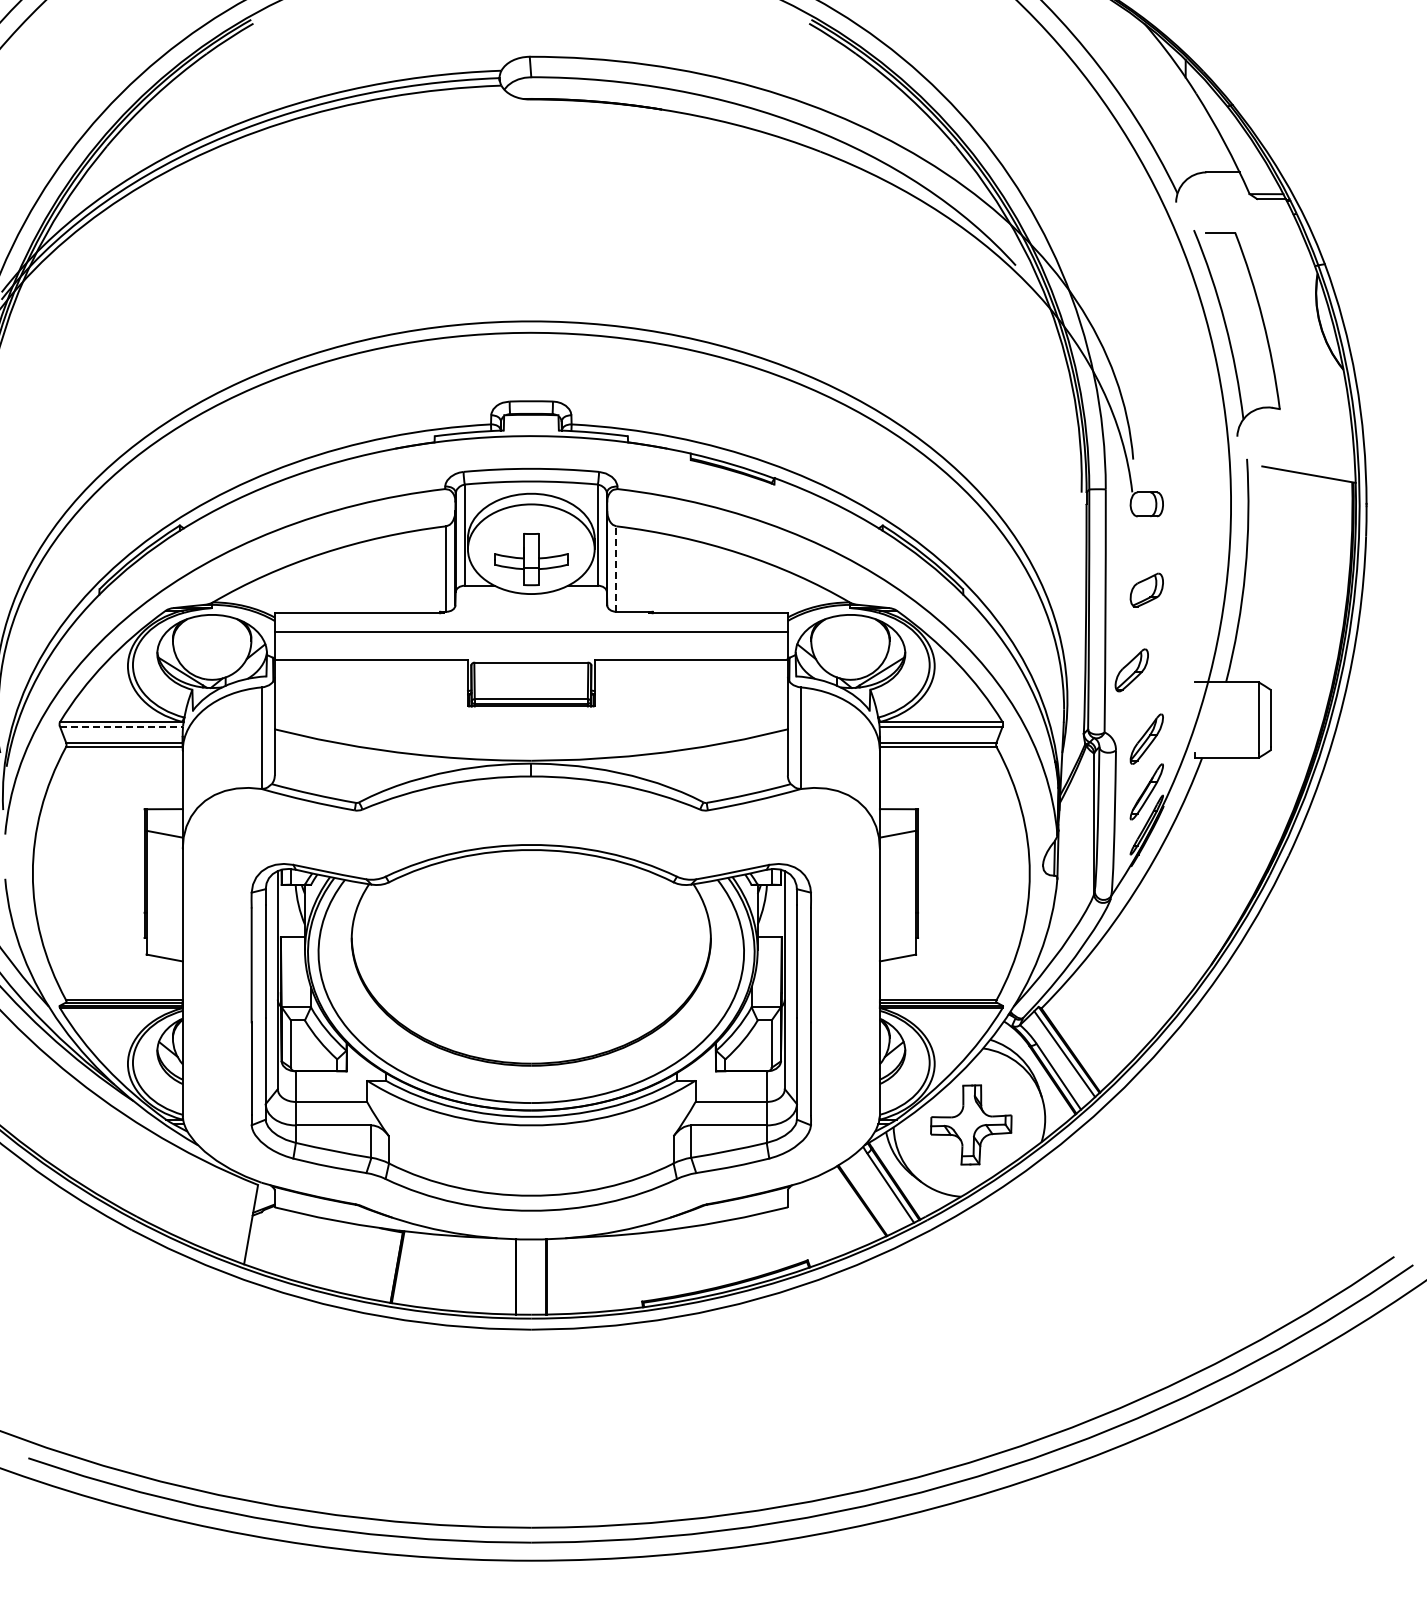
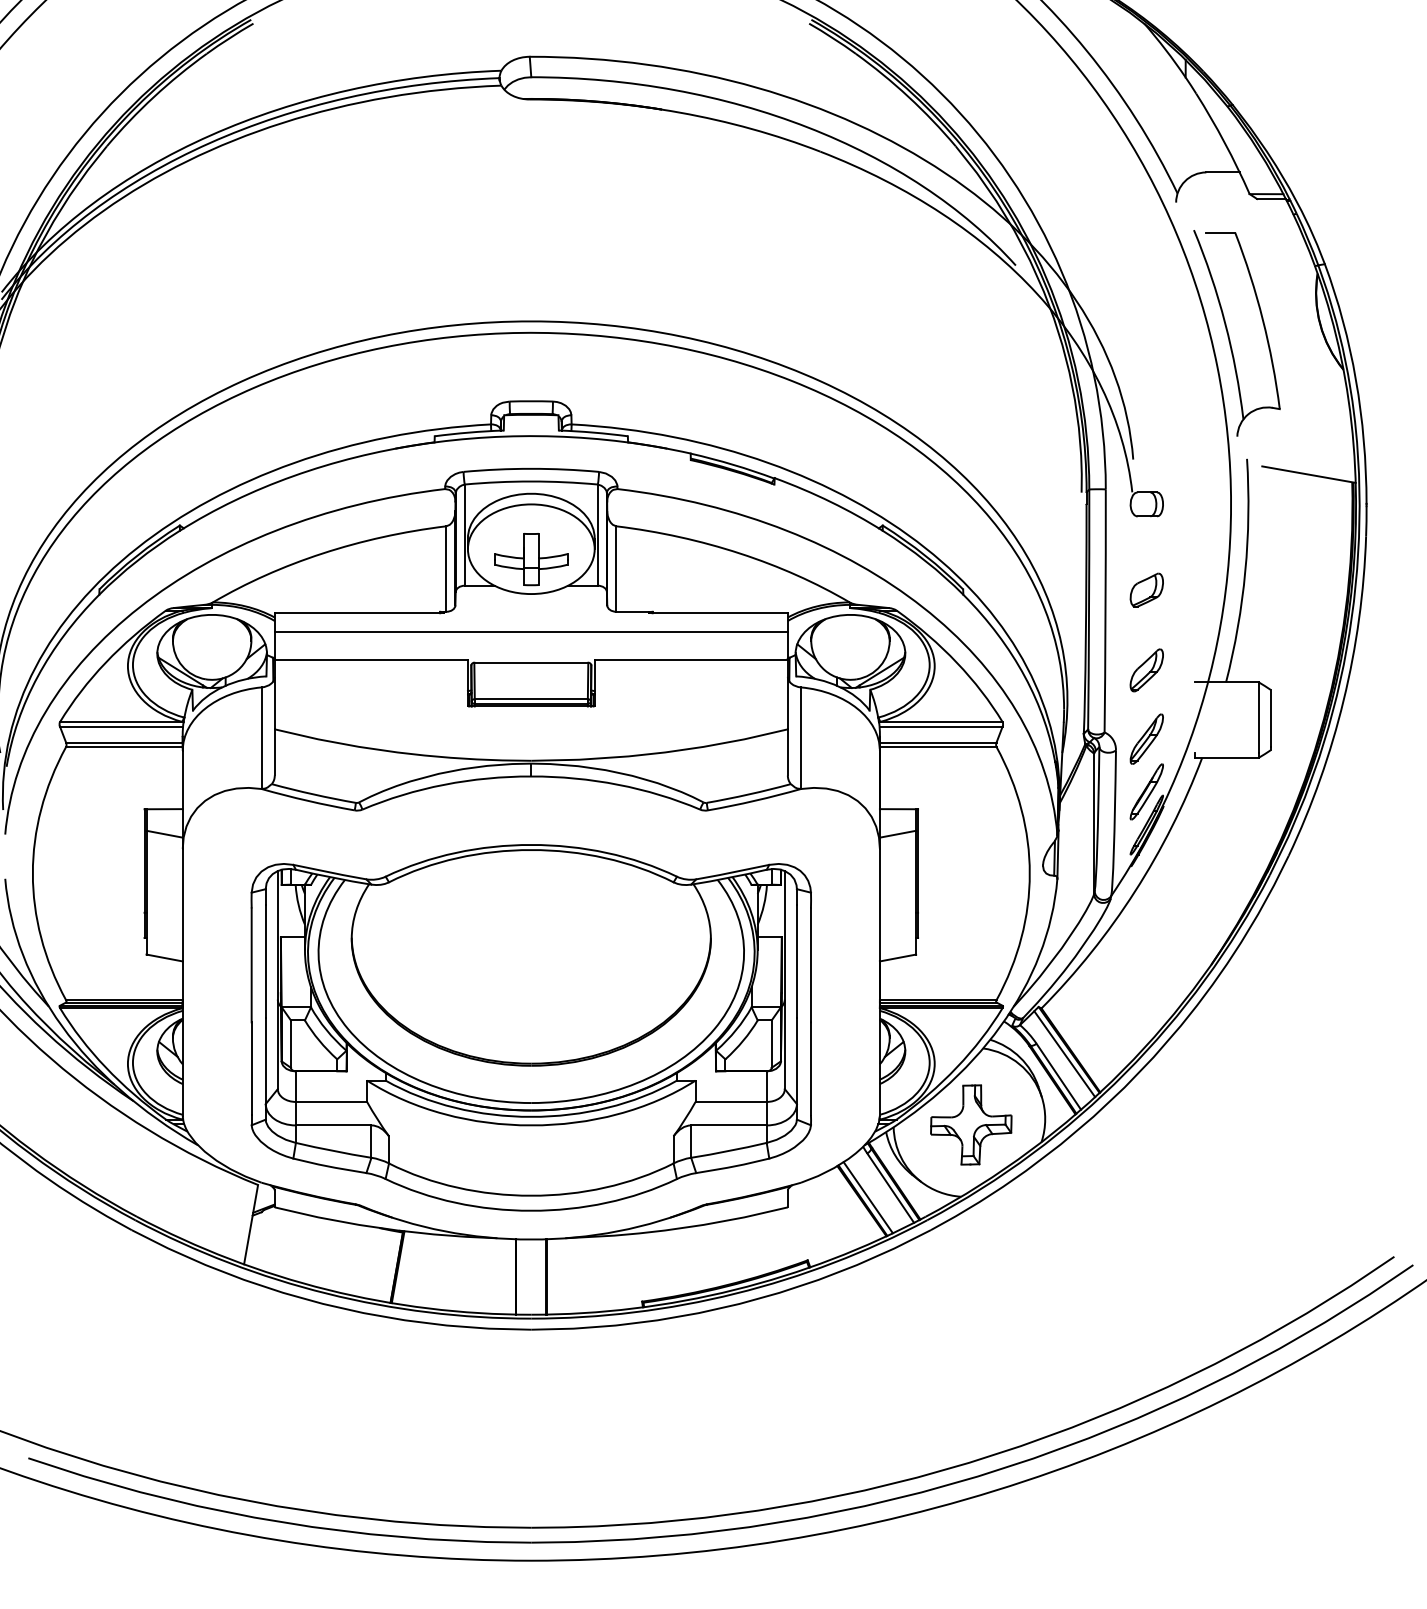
line: dashed -> solid (616, 569)
part position: (1131, 670) -> (1146, 670) (1146, 670)
line: dashed -> solid (121, 726)
line: none -> present (867, 1197)
